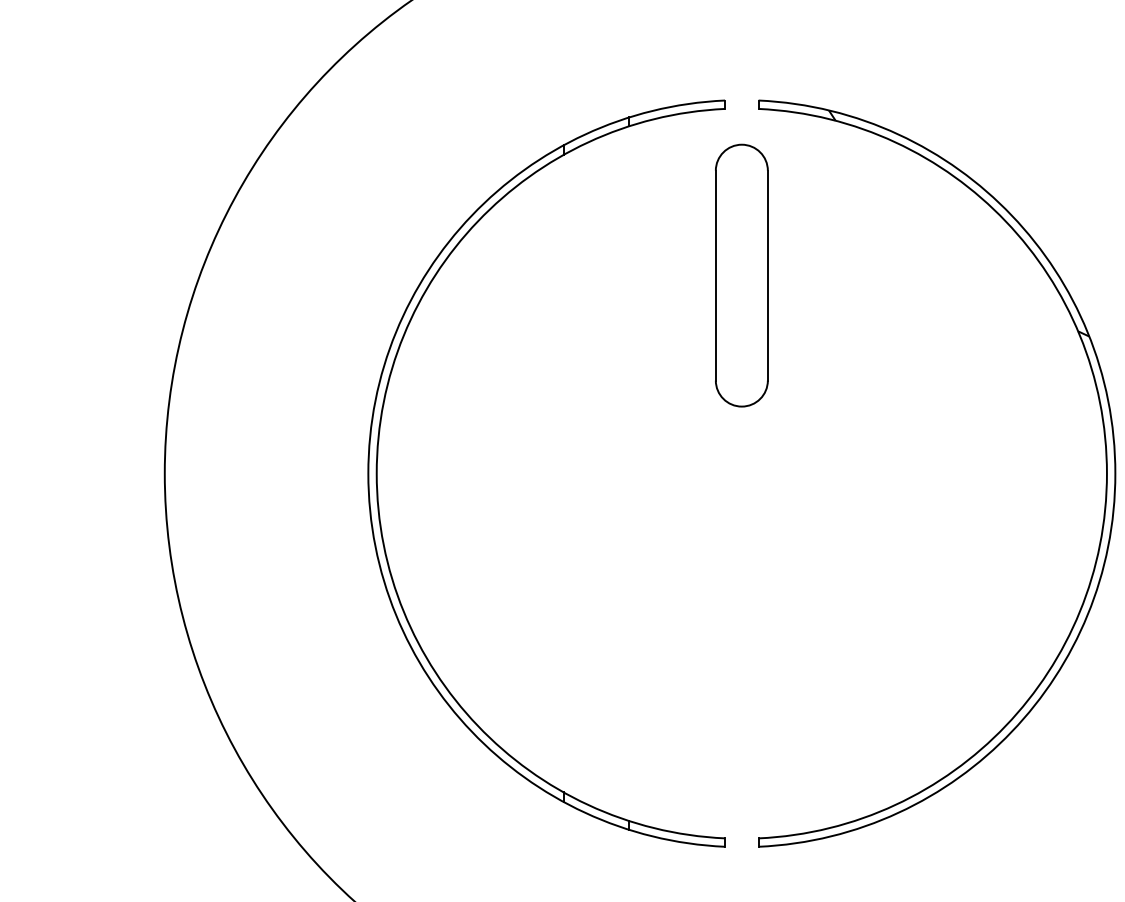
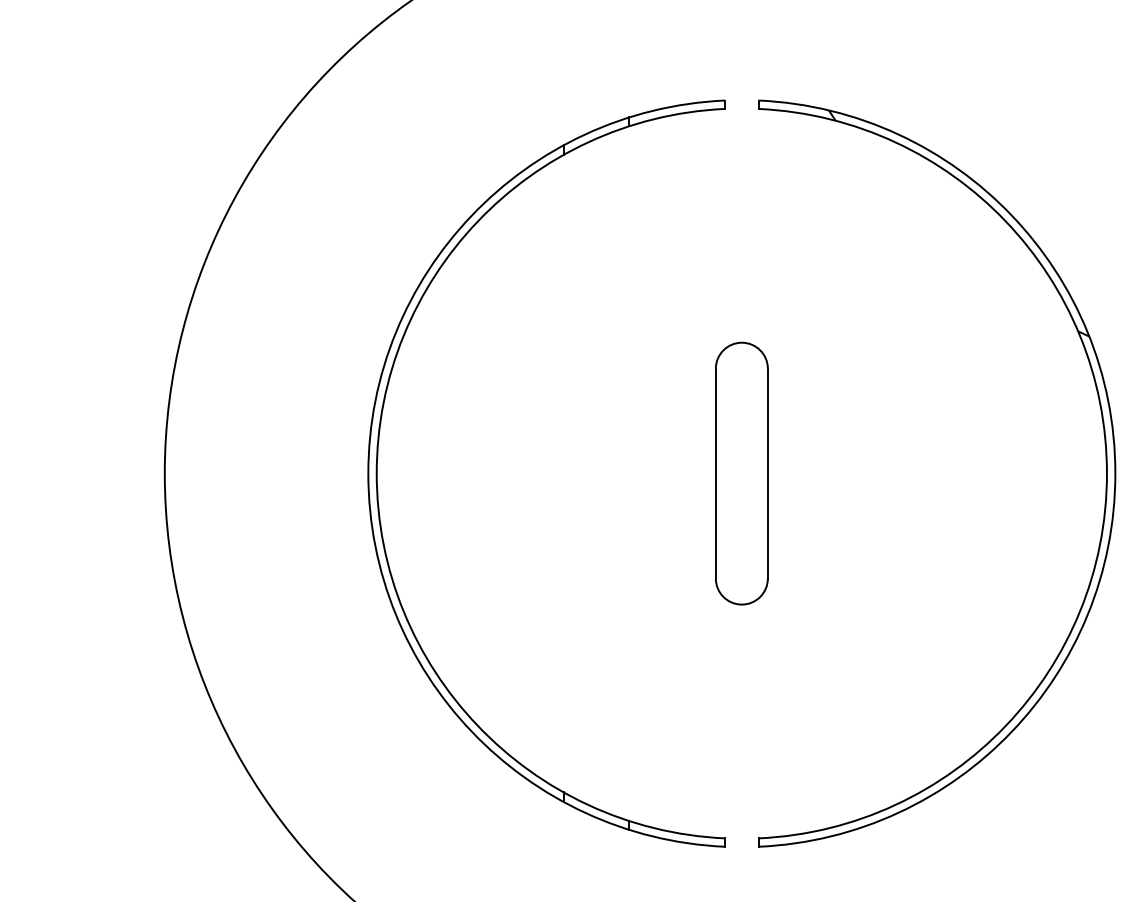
part position: (741, 275) -> (741, 473) (741, 473)
